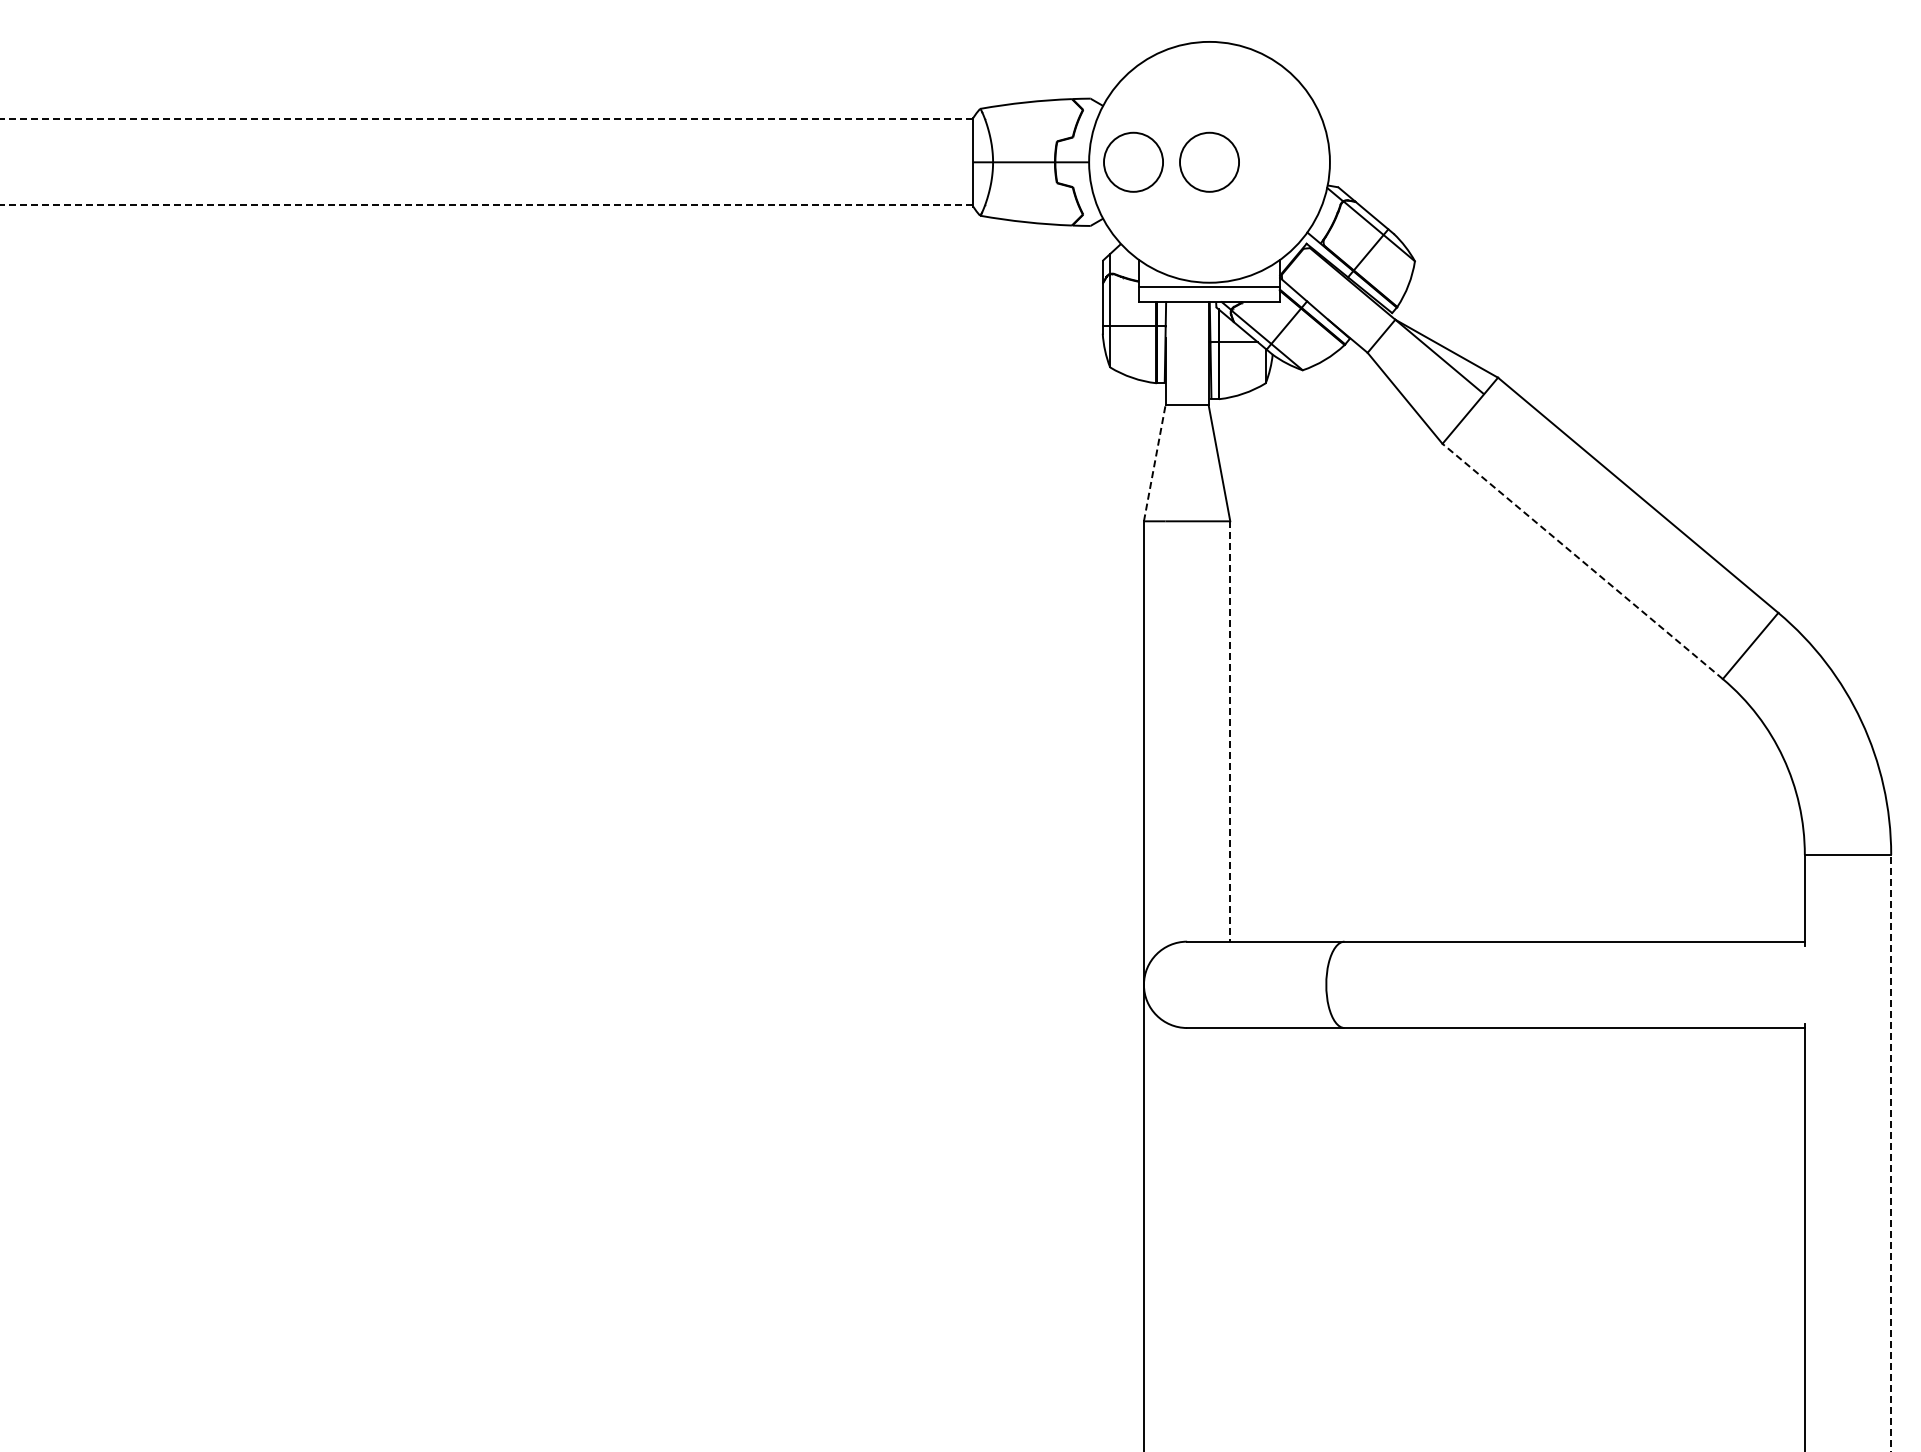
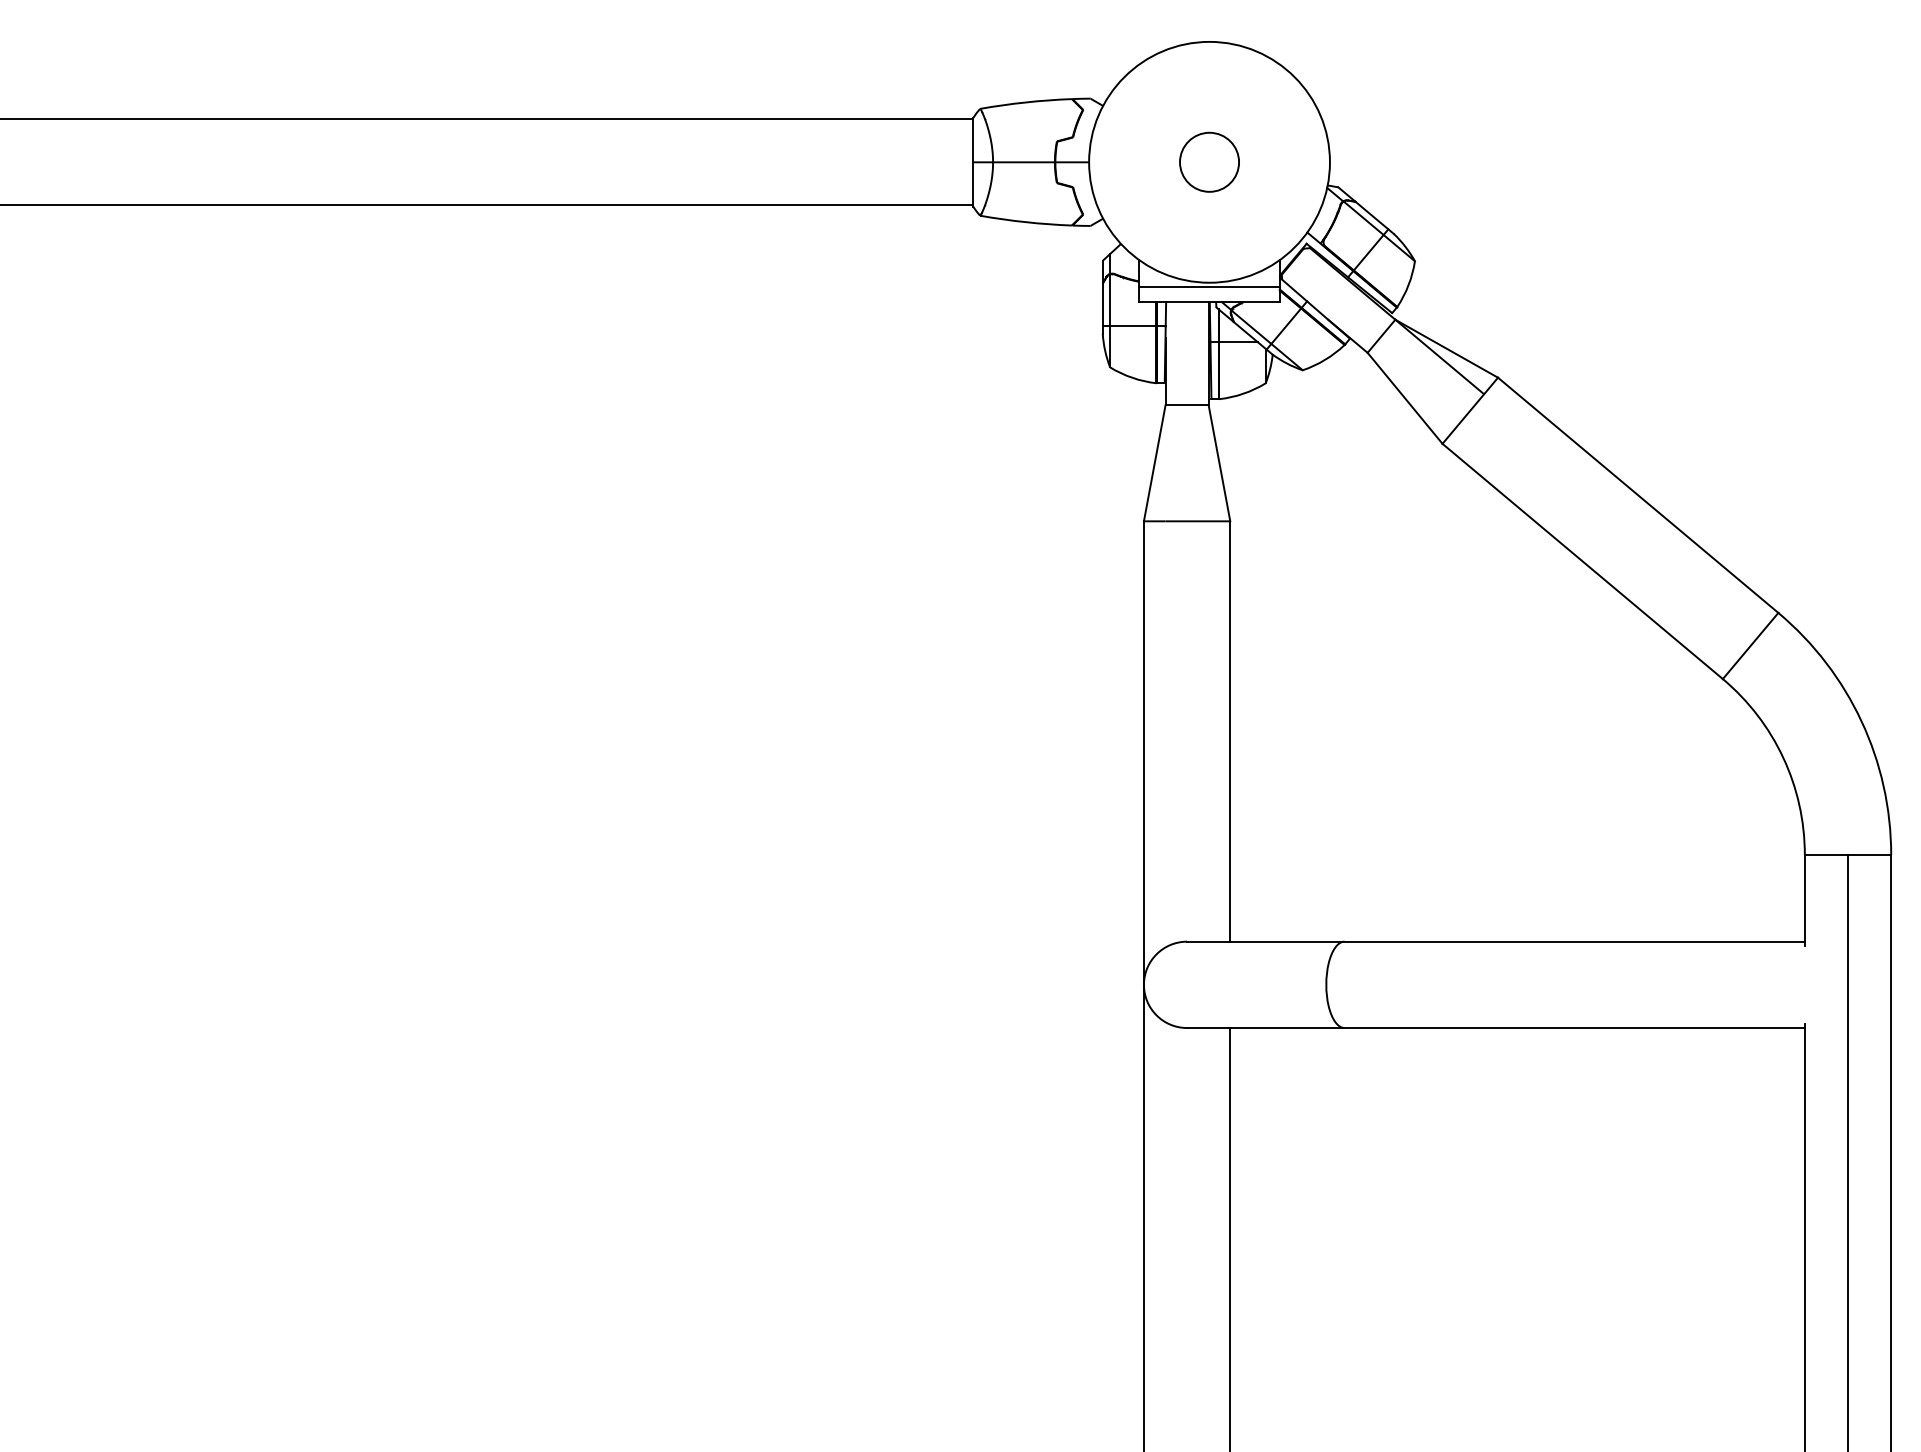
line: dashed -> solid (486, 119)
circle: present -> none (1133, 161)
line: dashed -> solid (486, 205)
line: dashed -> solid (1154, 463)
line: dashed -> solid (1582, 561)
line: dashed -> solid (1230, 732)
line: none -> present (1848, 1151)
line: dashed -> solid (1891, 1152)
line: none -> present (1230, 1238)
